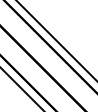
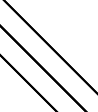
line: present -> none (56, 40)
line: present -> none (21, 88)
